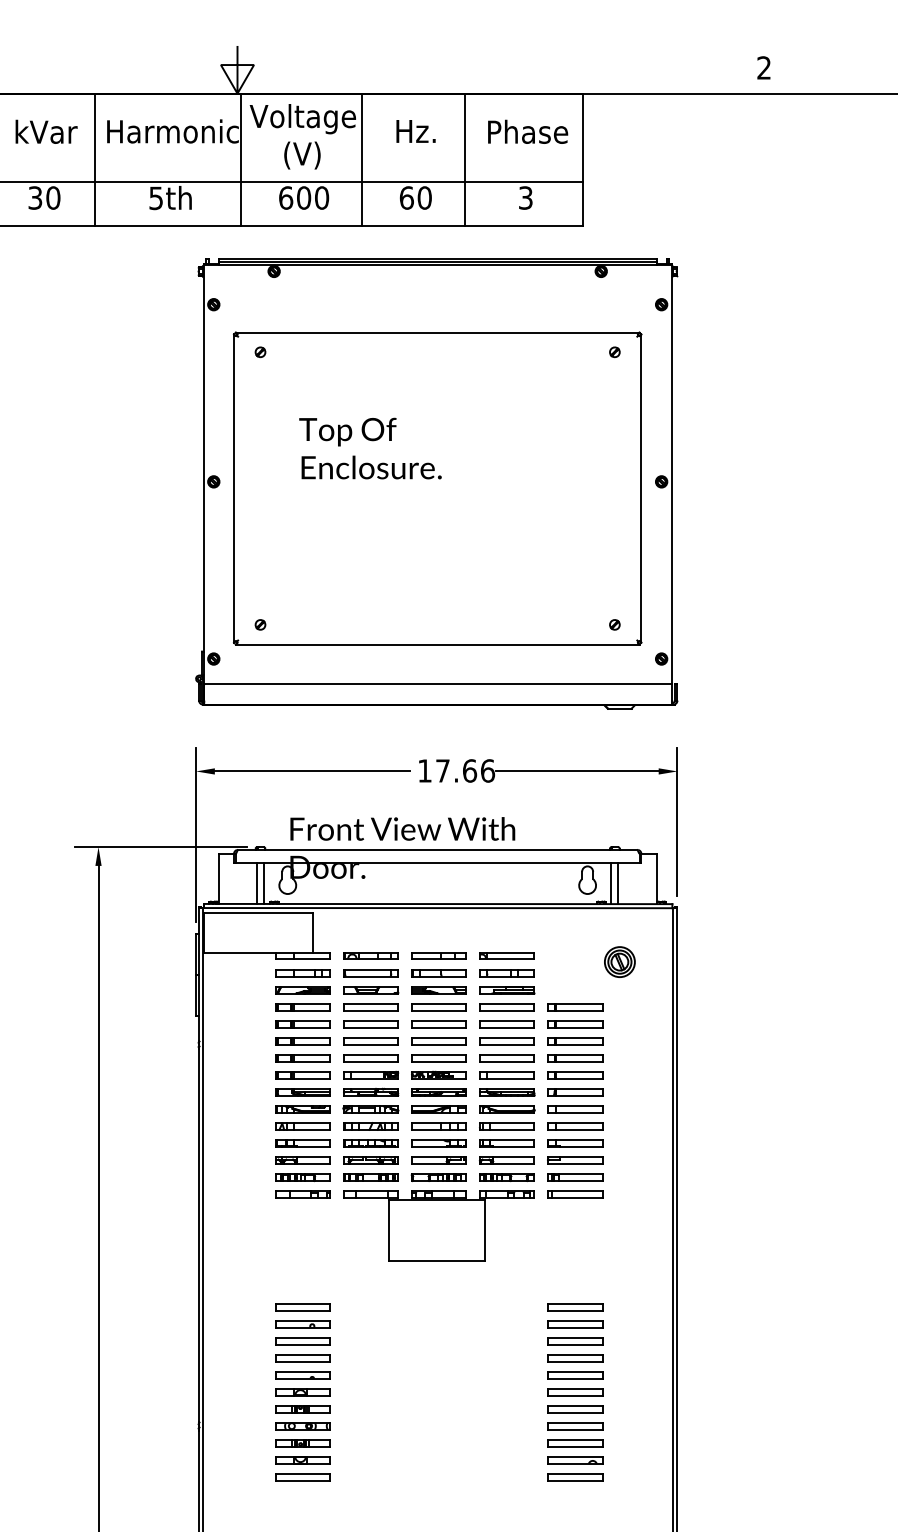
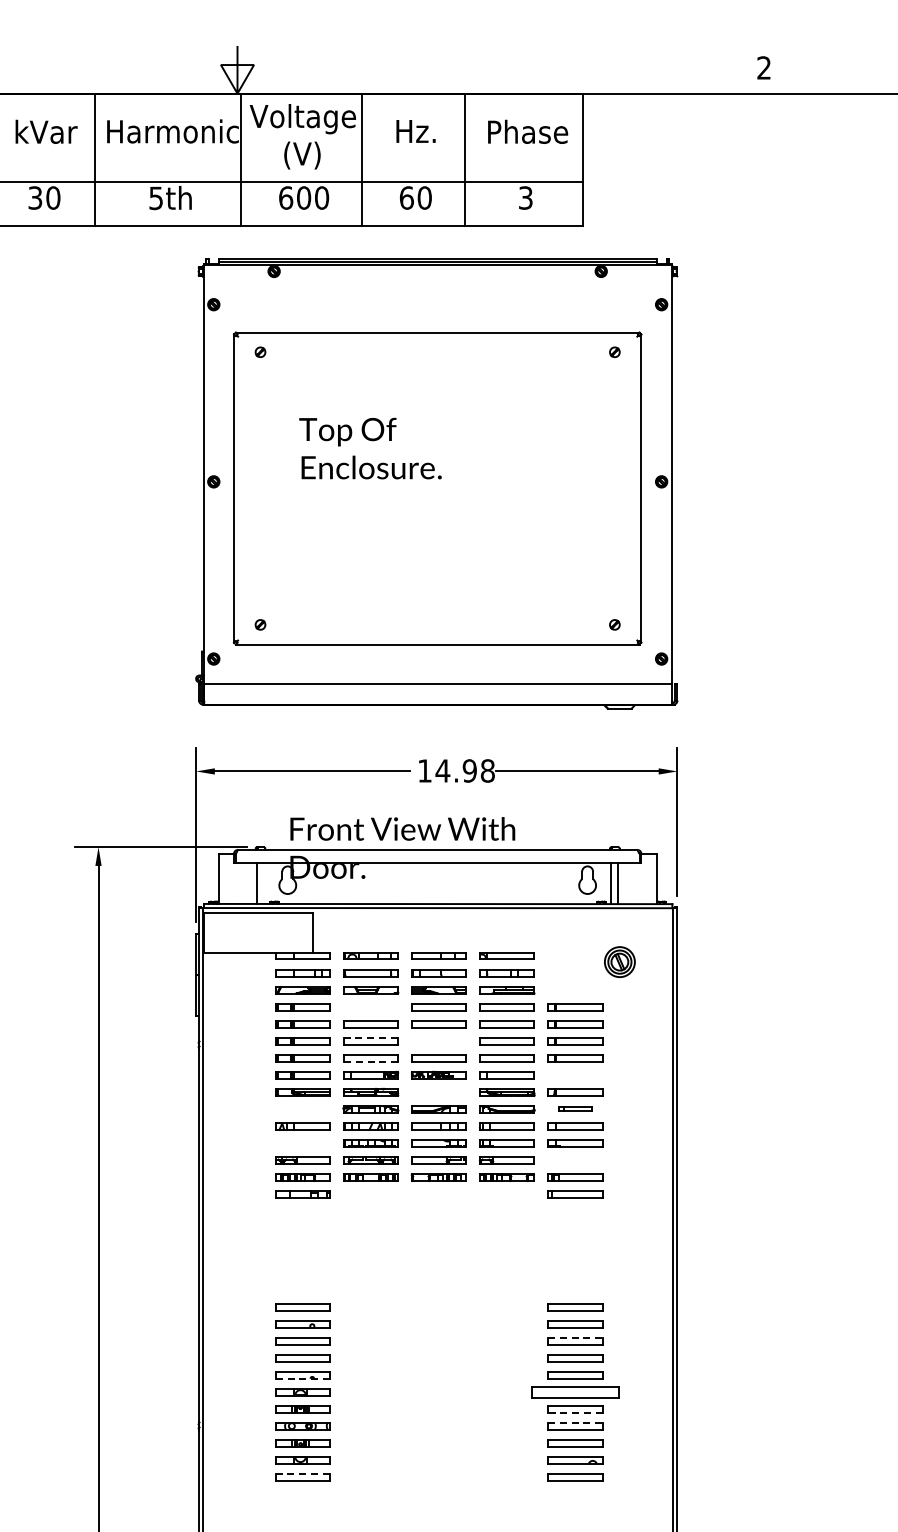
text: 17.66 -> 14.98 (465, 770)
line: present -> none (263, 883)
part: present -> none (370, 1007)
line: solid -> dashed (371, 1037)
part: present -> none (438, 1041)
line: solid -> dashed (370, 1061)
part: present -> none (575, 1075)
part: present -> none (438, 1092)
part: present -> none (302, 1109)
part size: 57x9 px -> 35x6 px (575, 1108)
part: present -> none (302, 1143)
part: present -> none (575, 1160)
part: present -> none (438, 1225)
line: solid -> dashed (575, 1337)
line: solid -> dashed (302, 1378)
part size: 57x9 px -> 89x13 px (575, 1392)
line: solid -> dashed (574, 1412)
line: solid -> dashed (575, 1423)
line: solid -> dashed (303, 1474)
